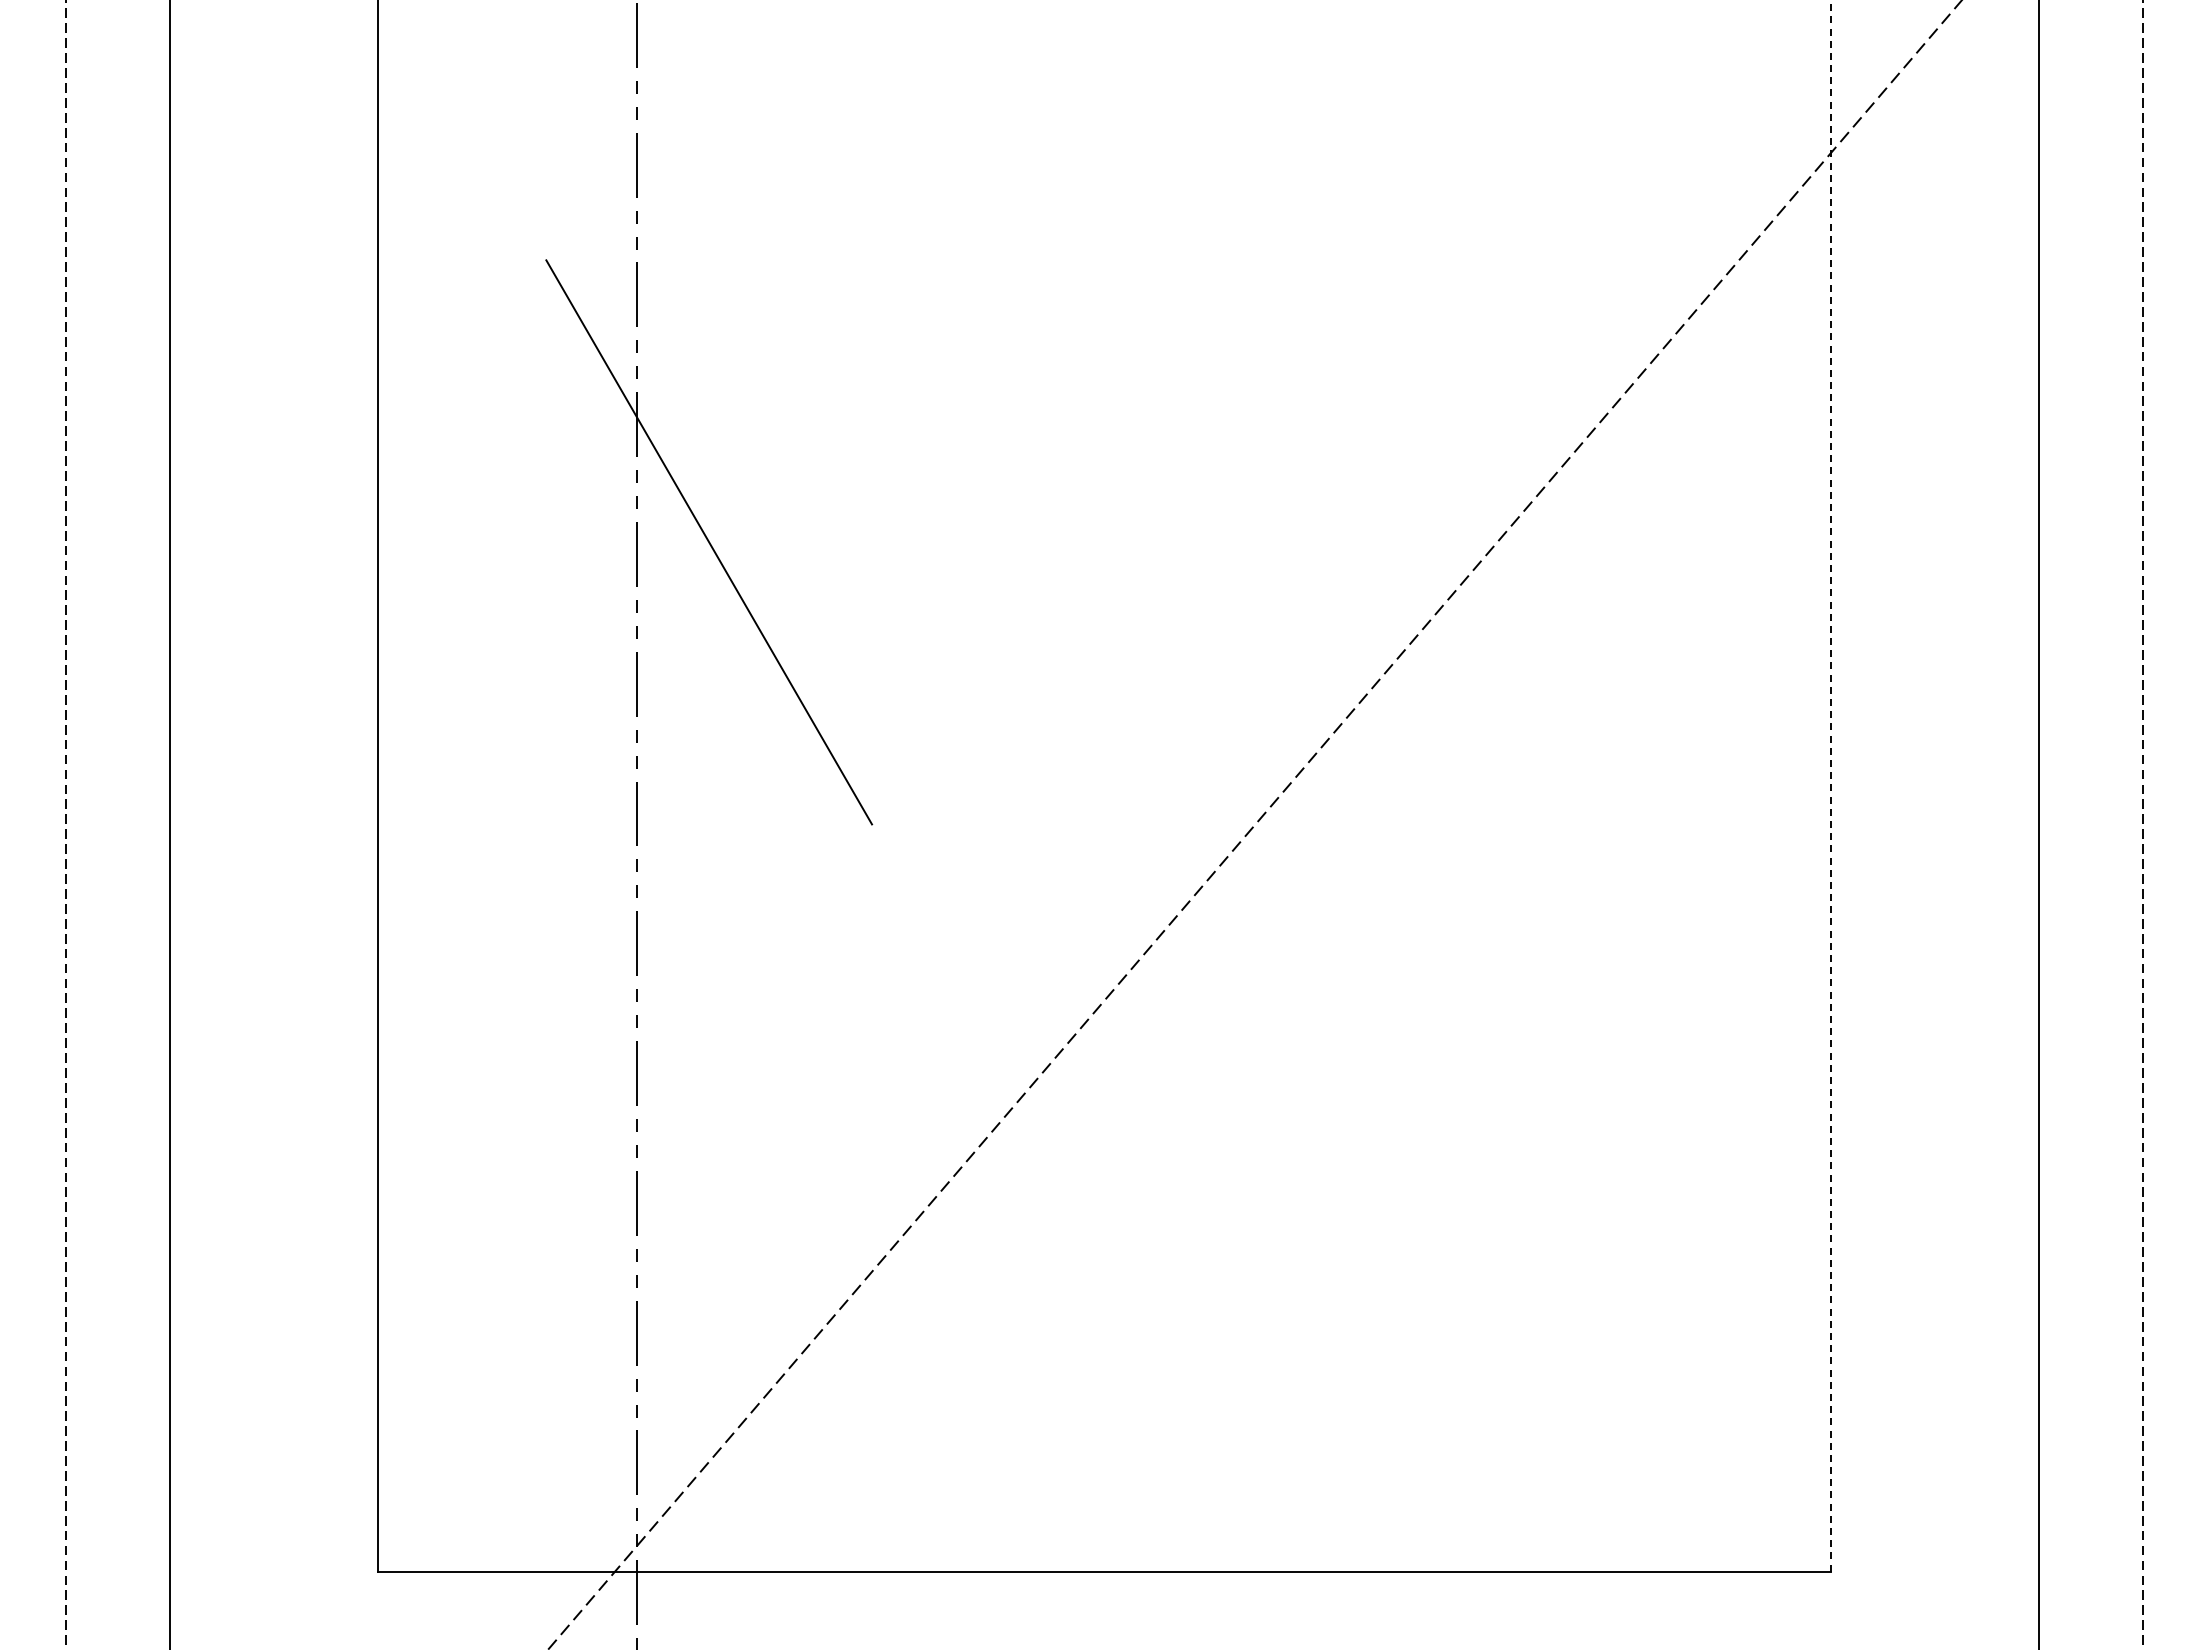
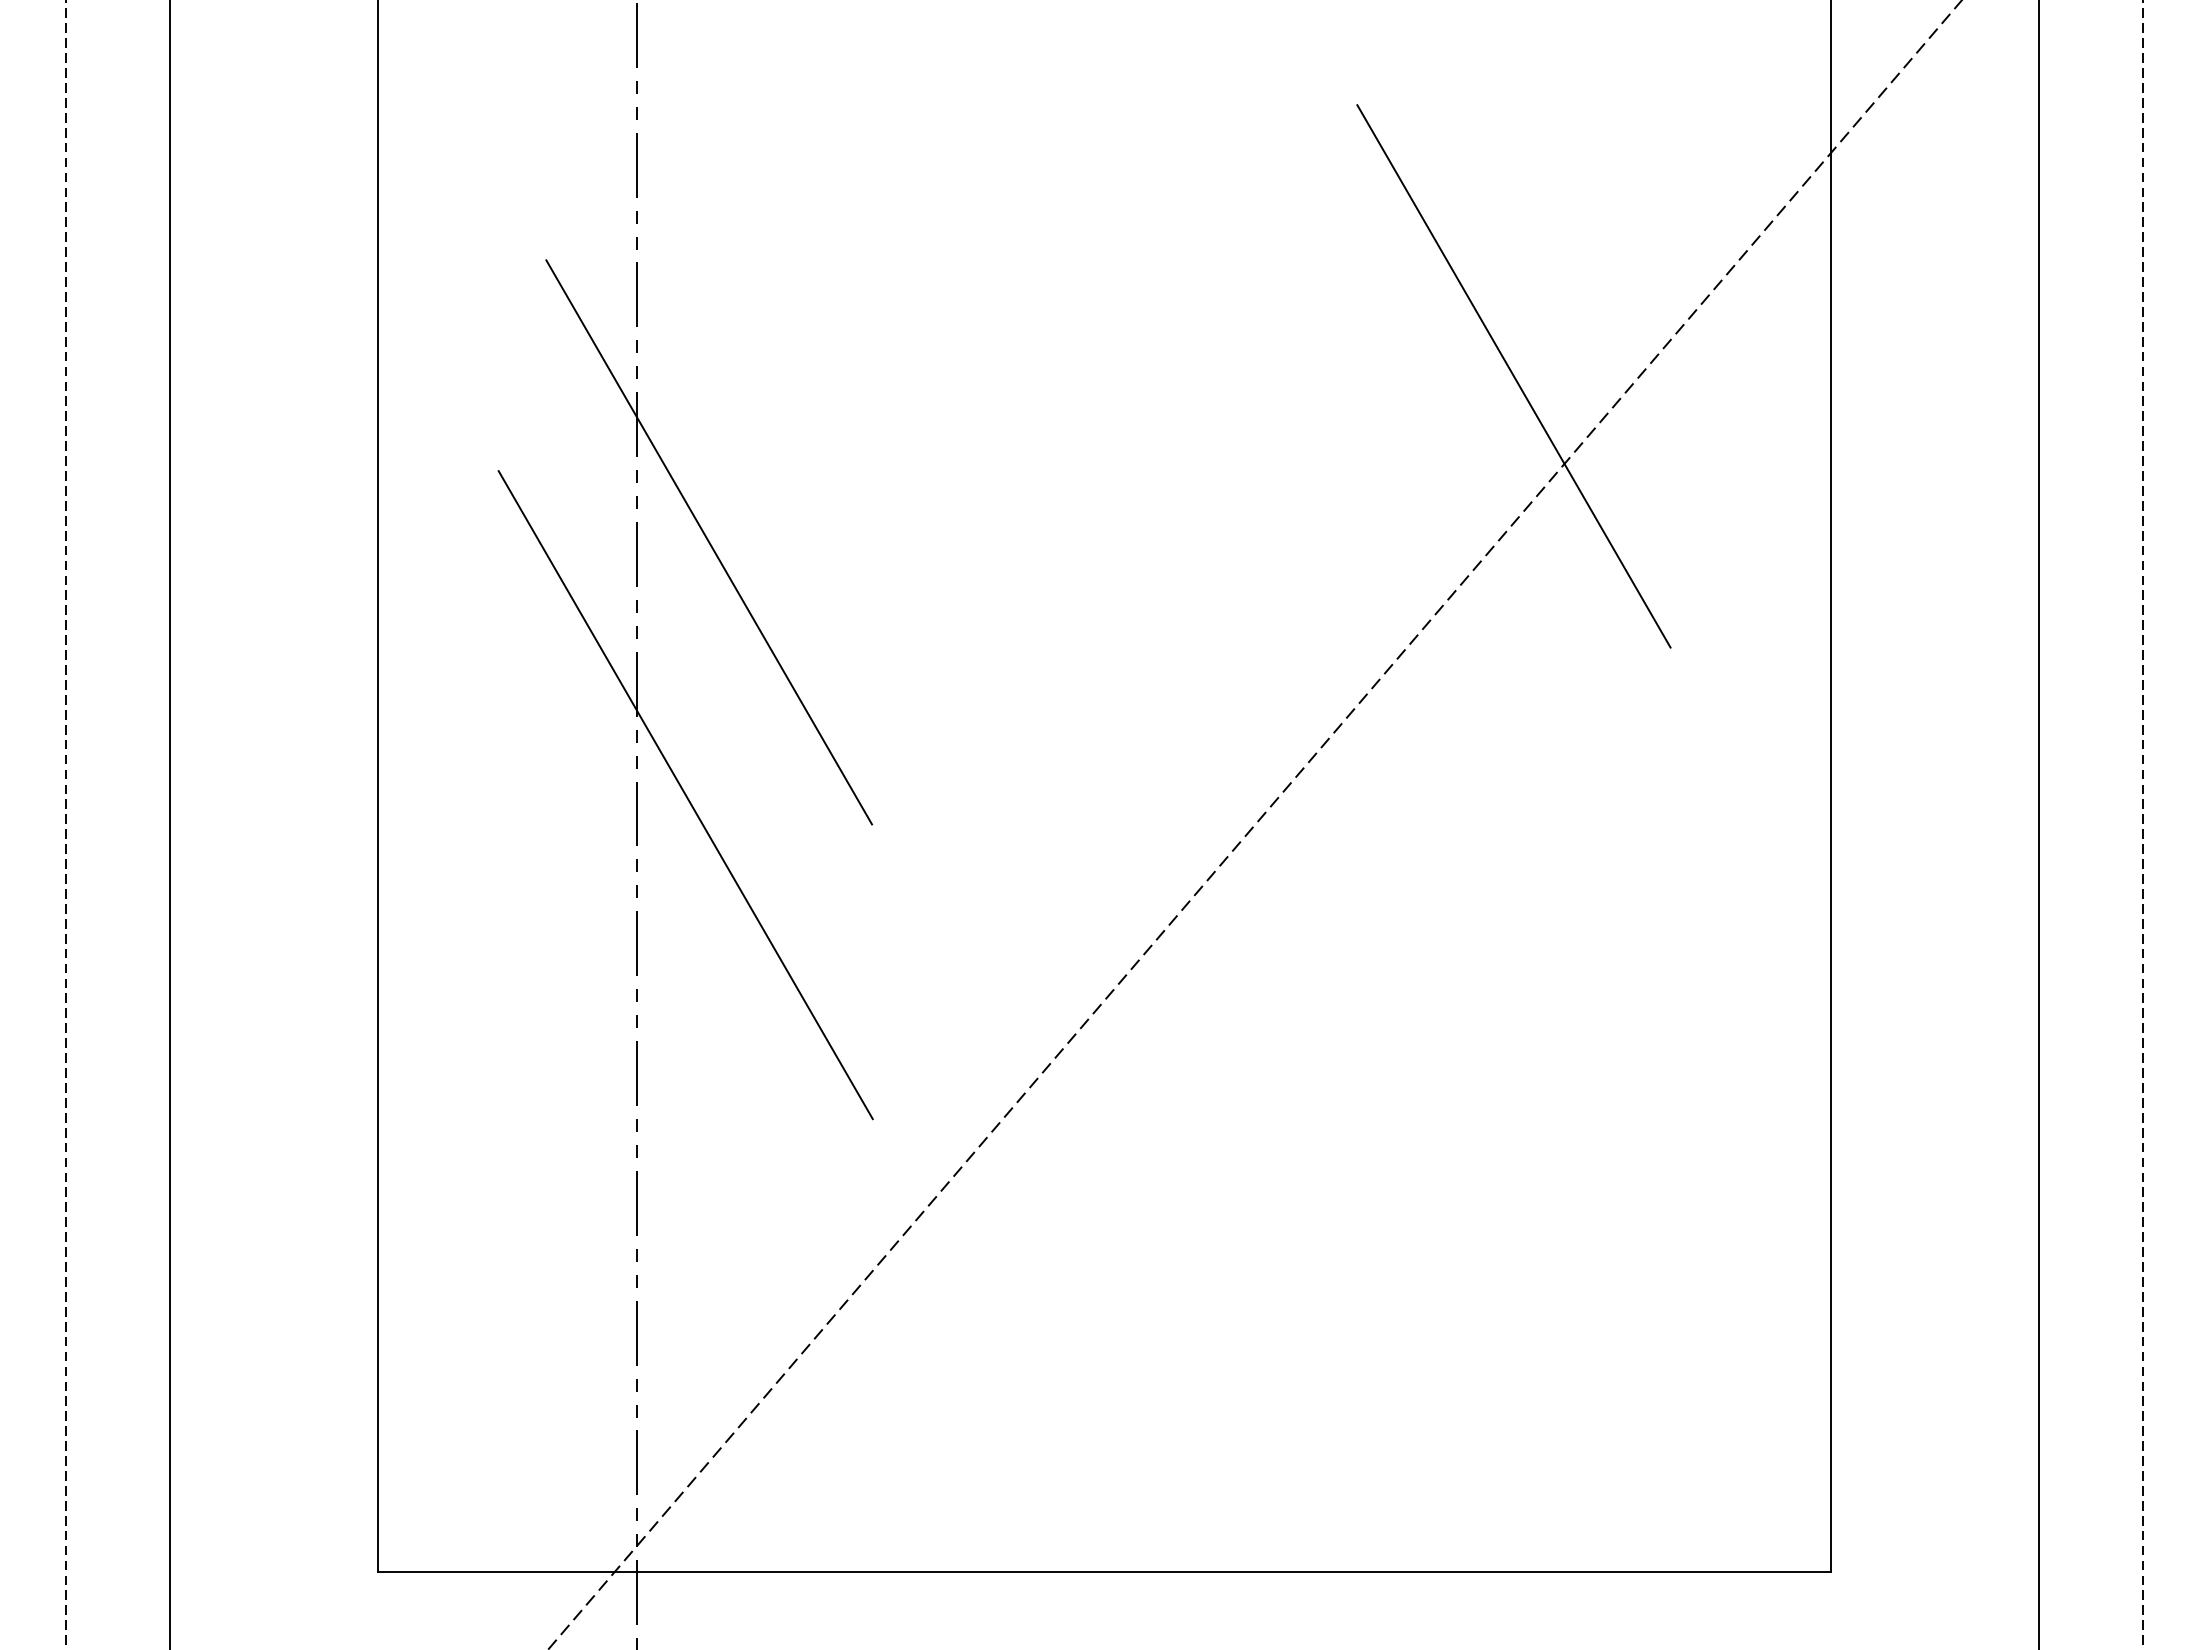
line: none -> present (1513, 376)
line: dashed -> solid (1831, 786)
line: none -> present (685, 795)
